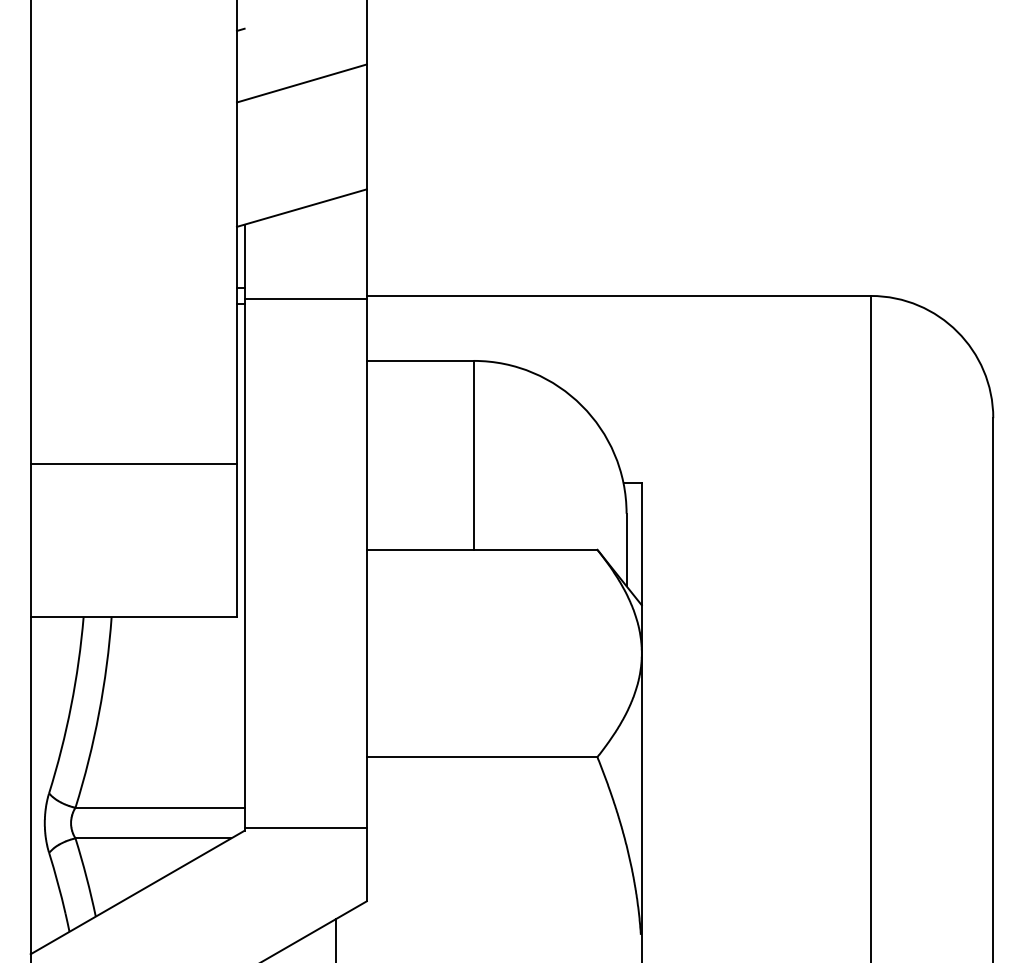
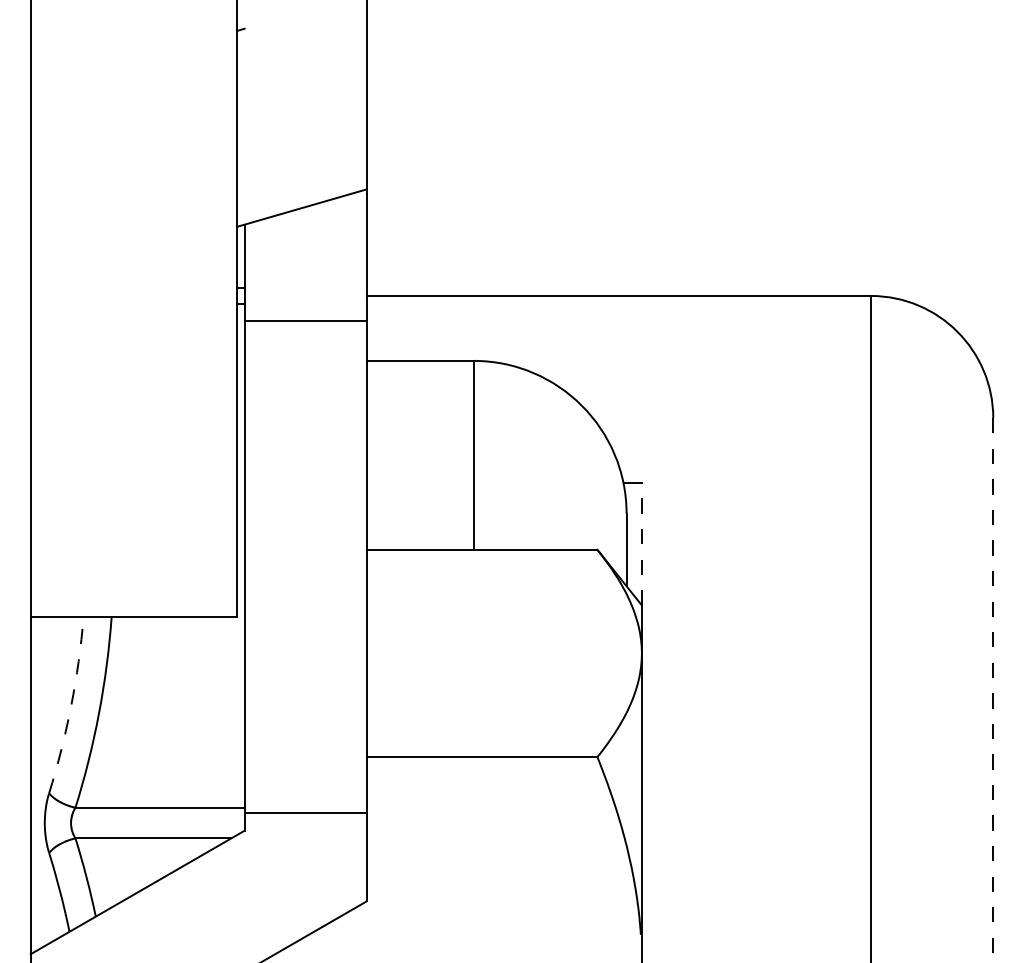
line: present -> none (301, 83)
line position: (305, 298) -> (305, 320) (305, 320)
line: present -> none (133, 464)
line: solid -> dashed (641, 543)
line: solid -> dashed (993, 690)
arc: solid -> dashed (71, 706)
line position: (305, 827) -> (305, 812) (305, 812)
line: present -> none (336, 938)
